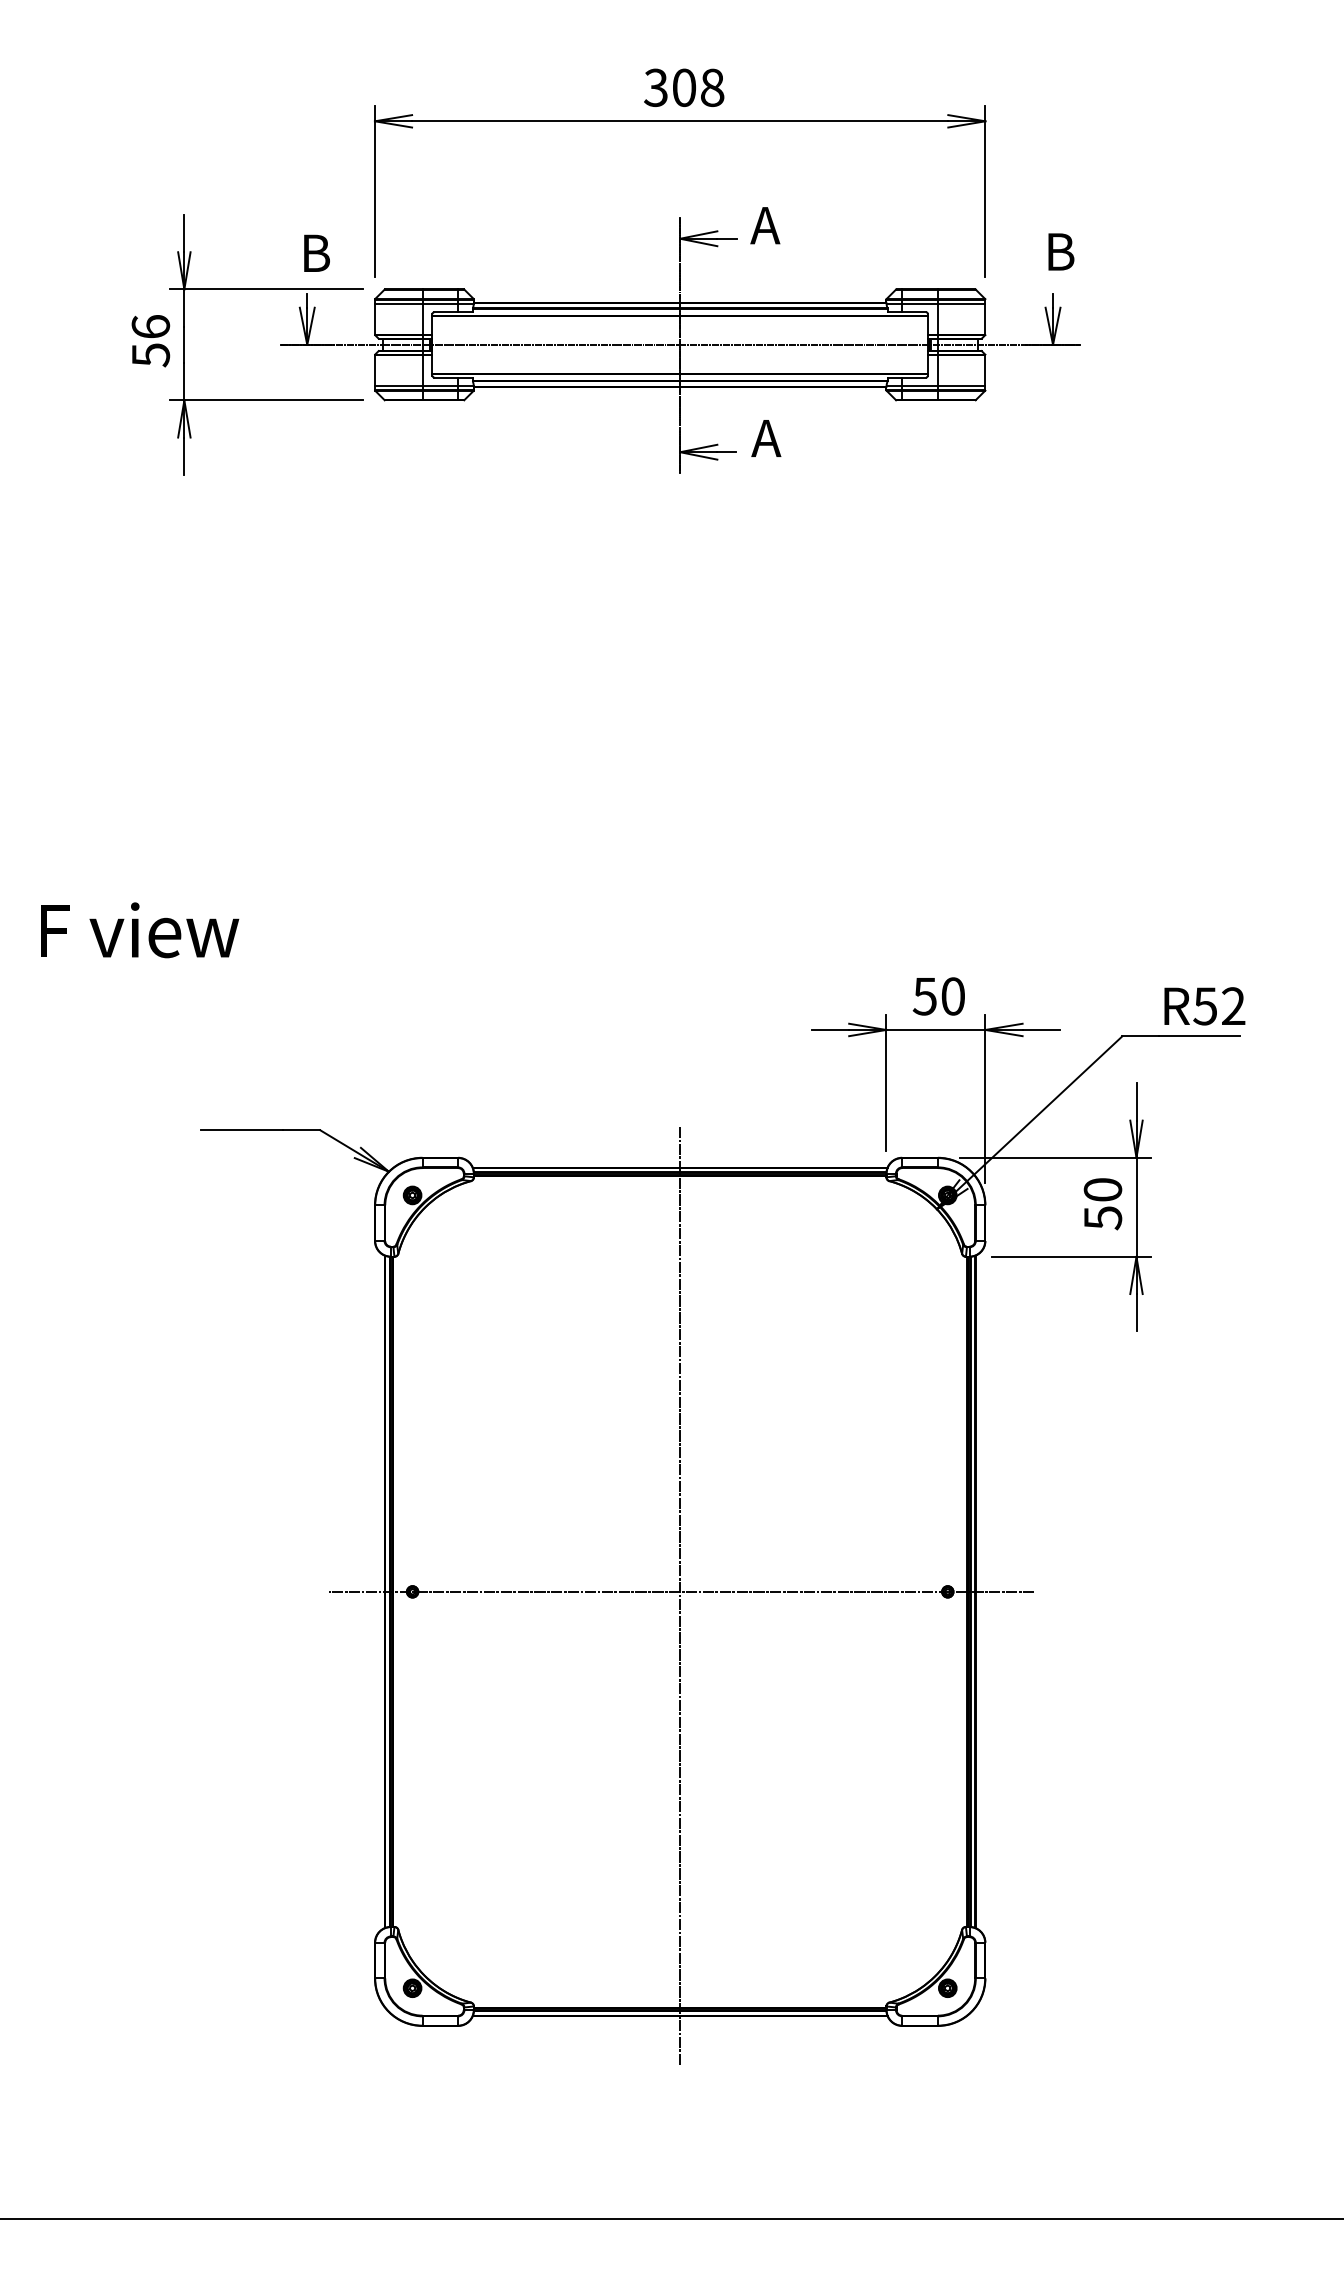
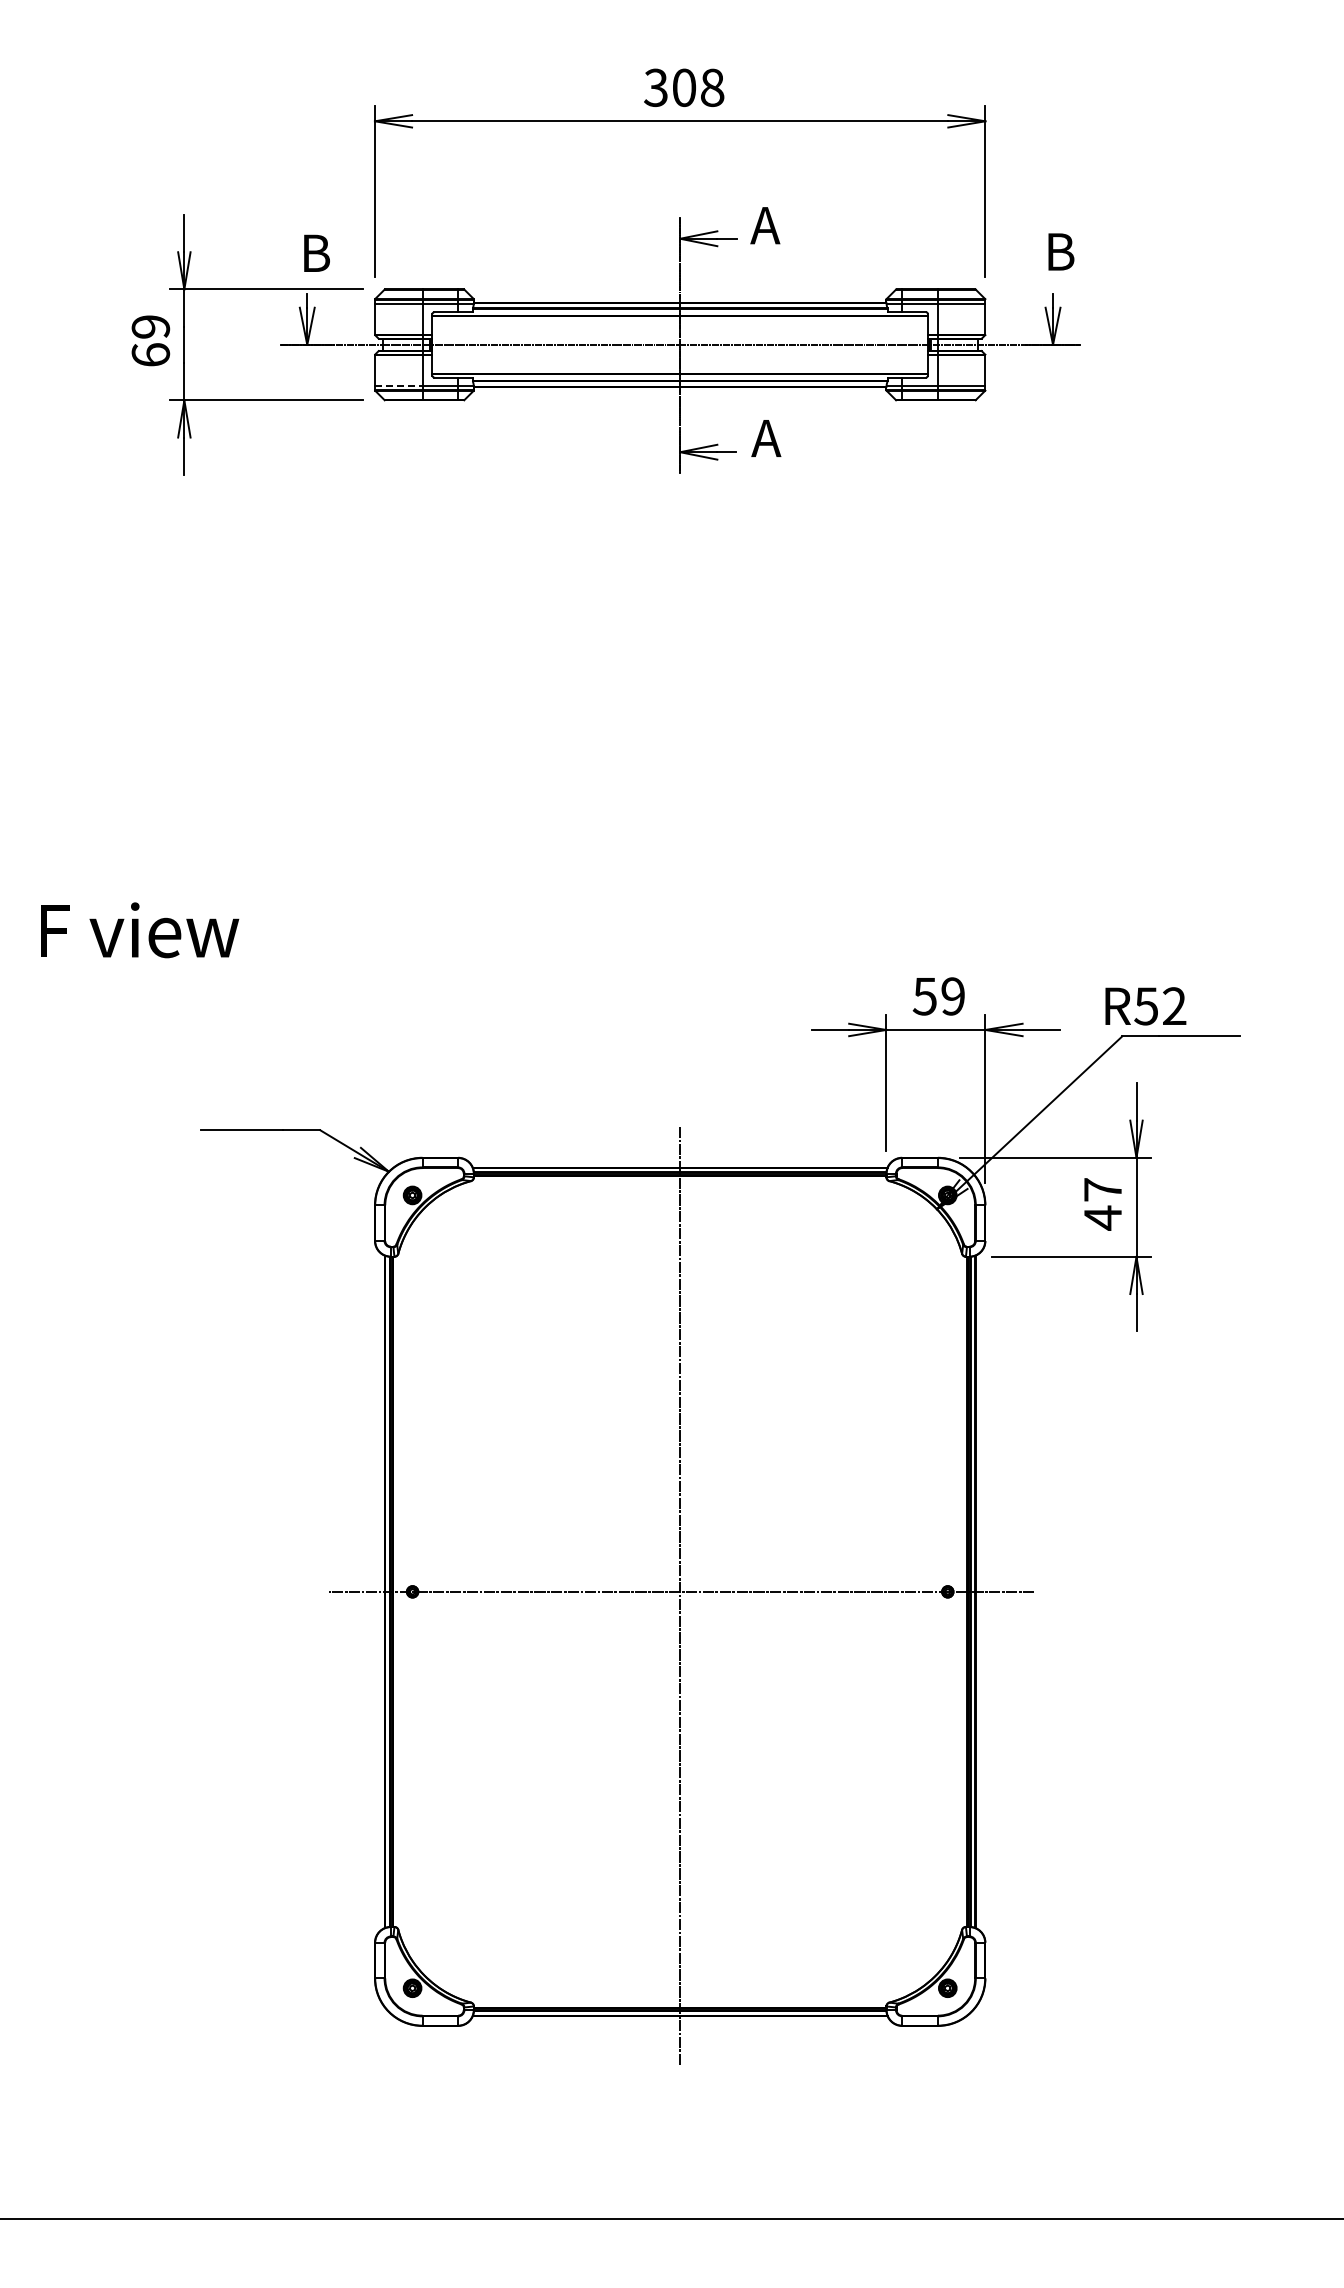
text: 56 -> 69 (150, 341)
line: solid -> dashed (398, 385)
text: 50 -> 59 (952, 996)
text position: (1204, 1006) -> (1145, 1006) (1145, 1006)
text: 50 -> 47 (1102, 1204)
